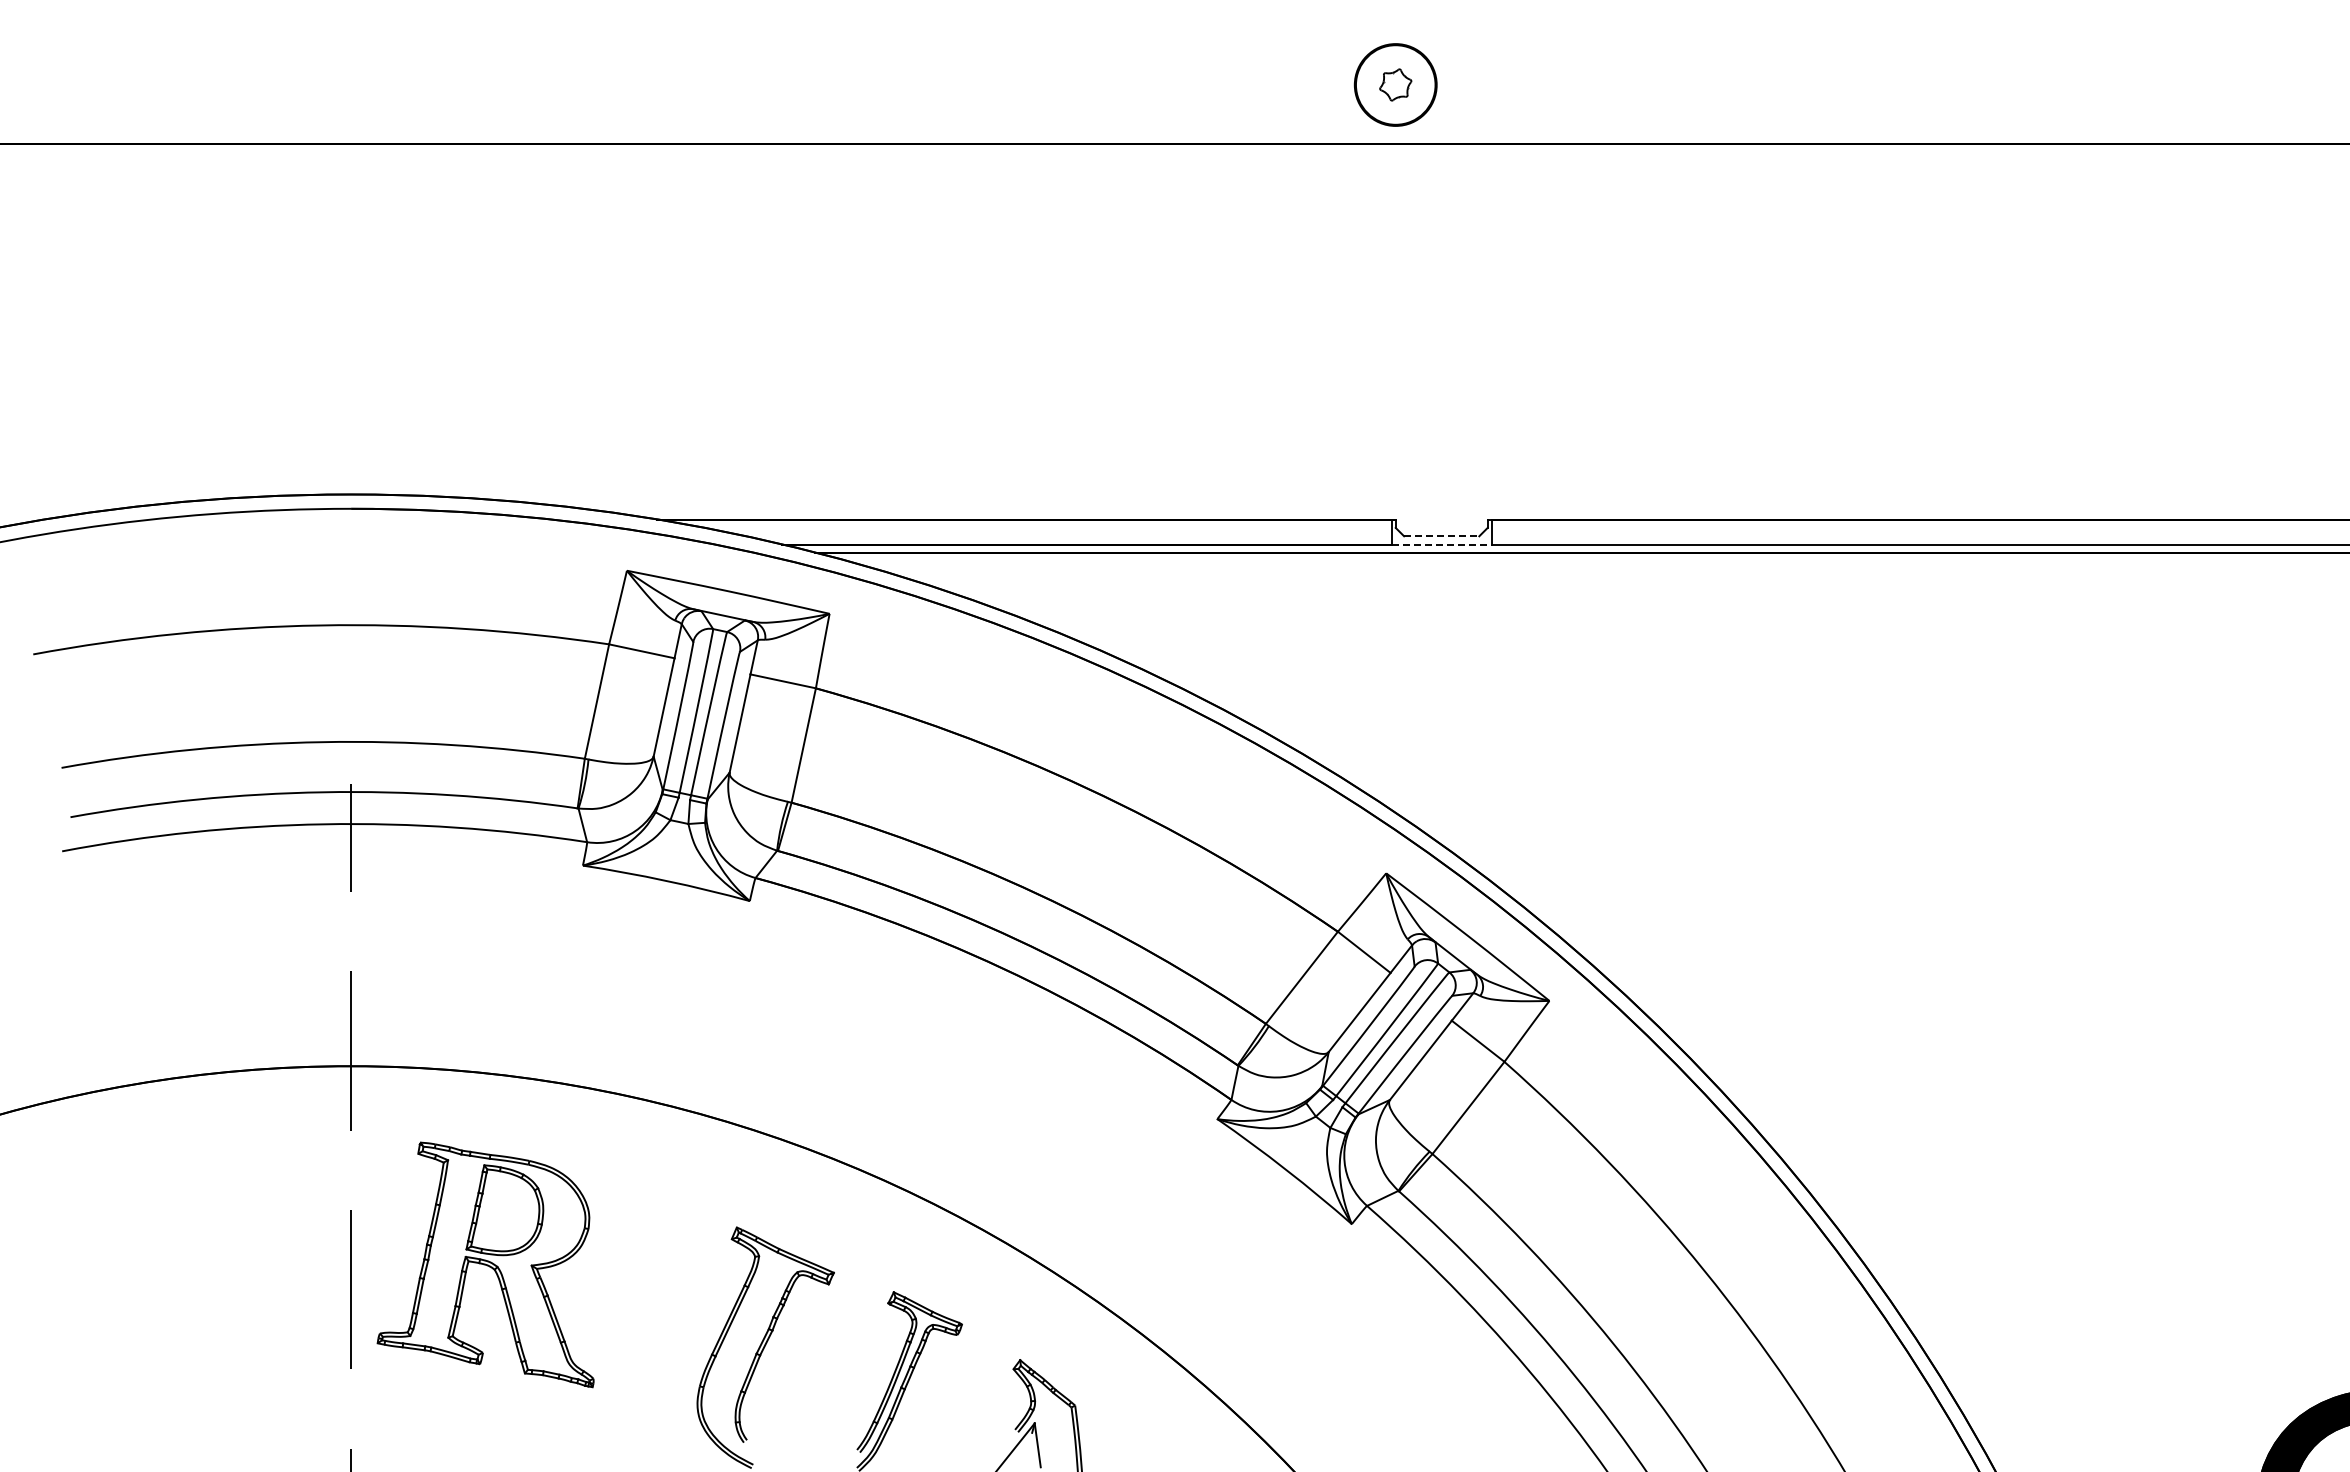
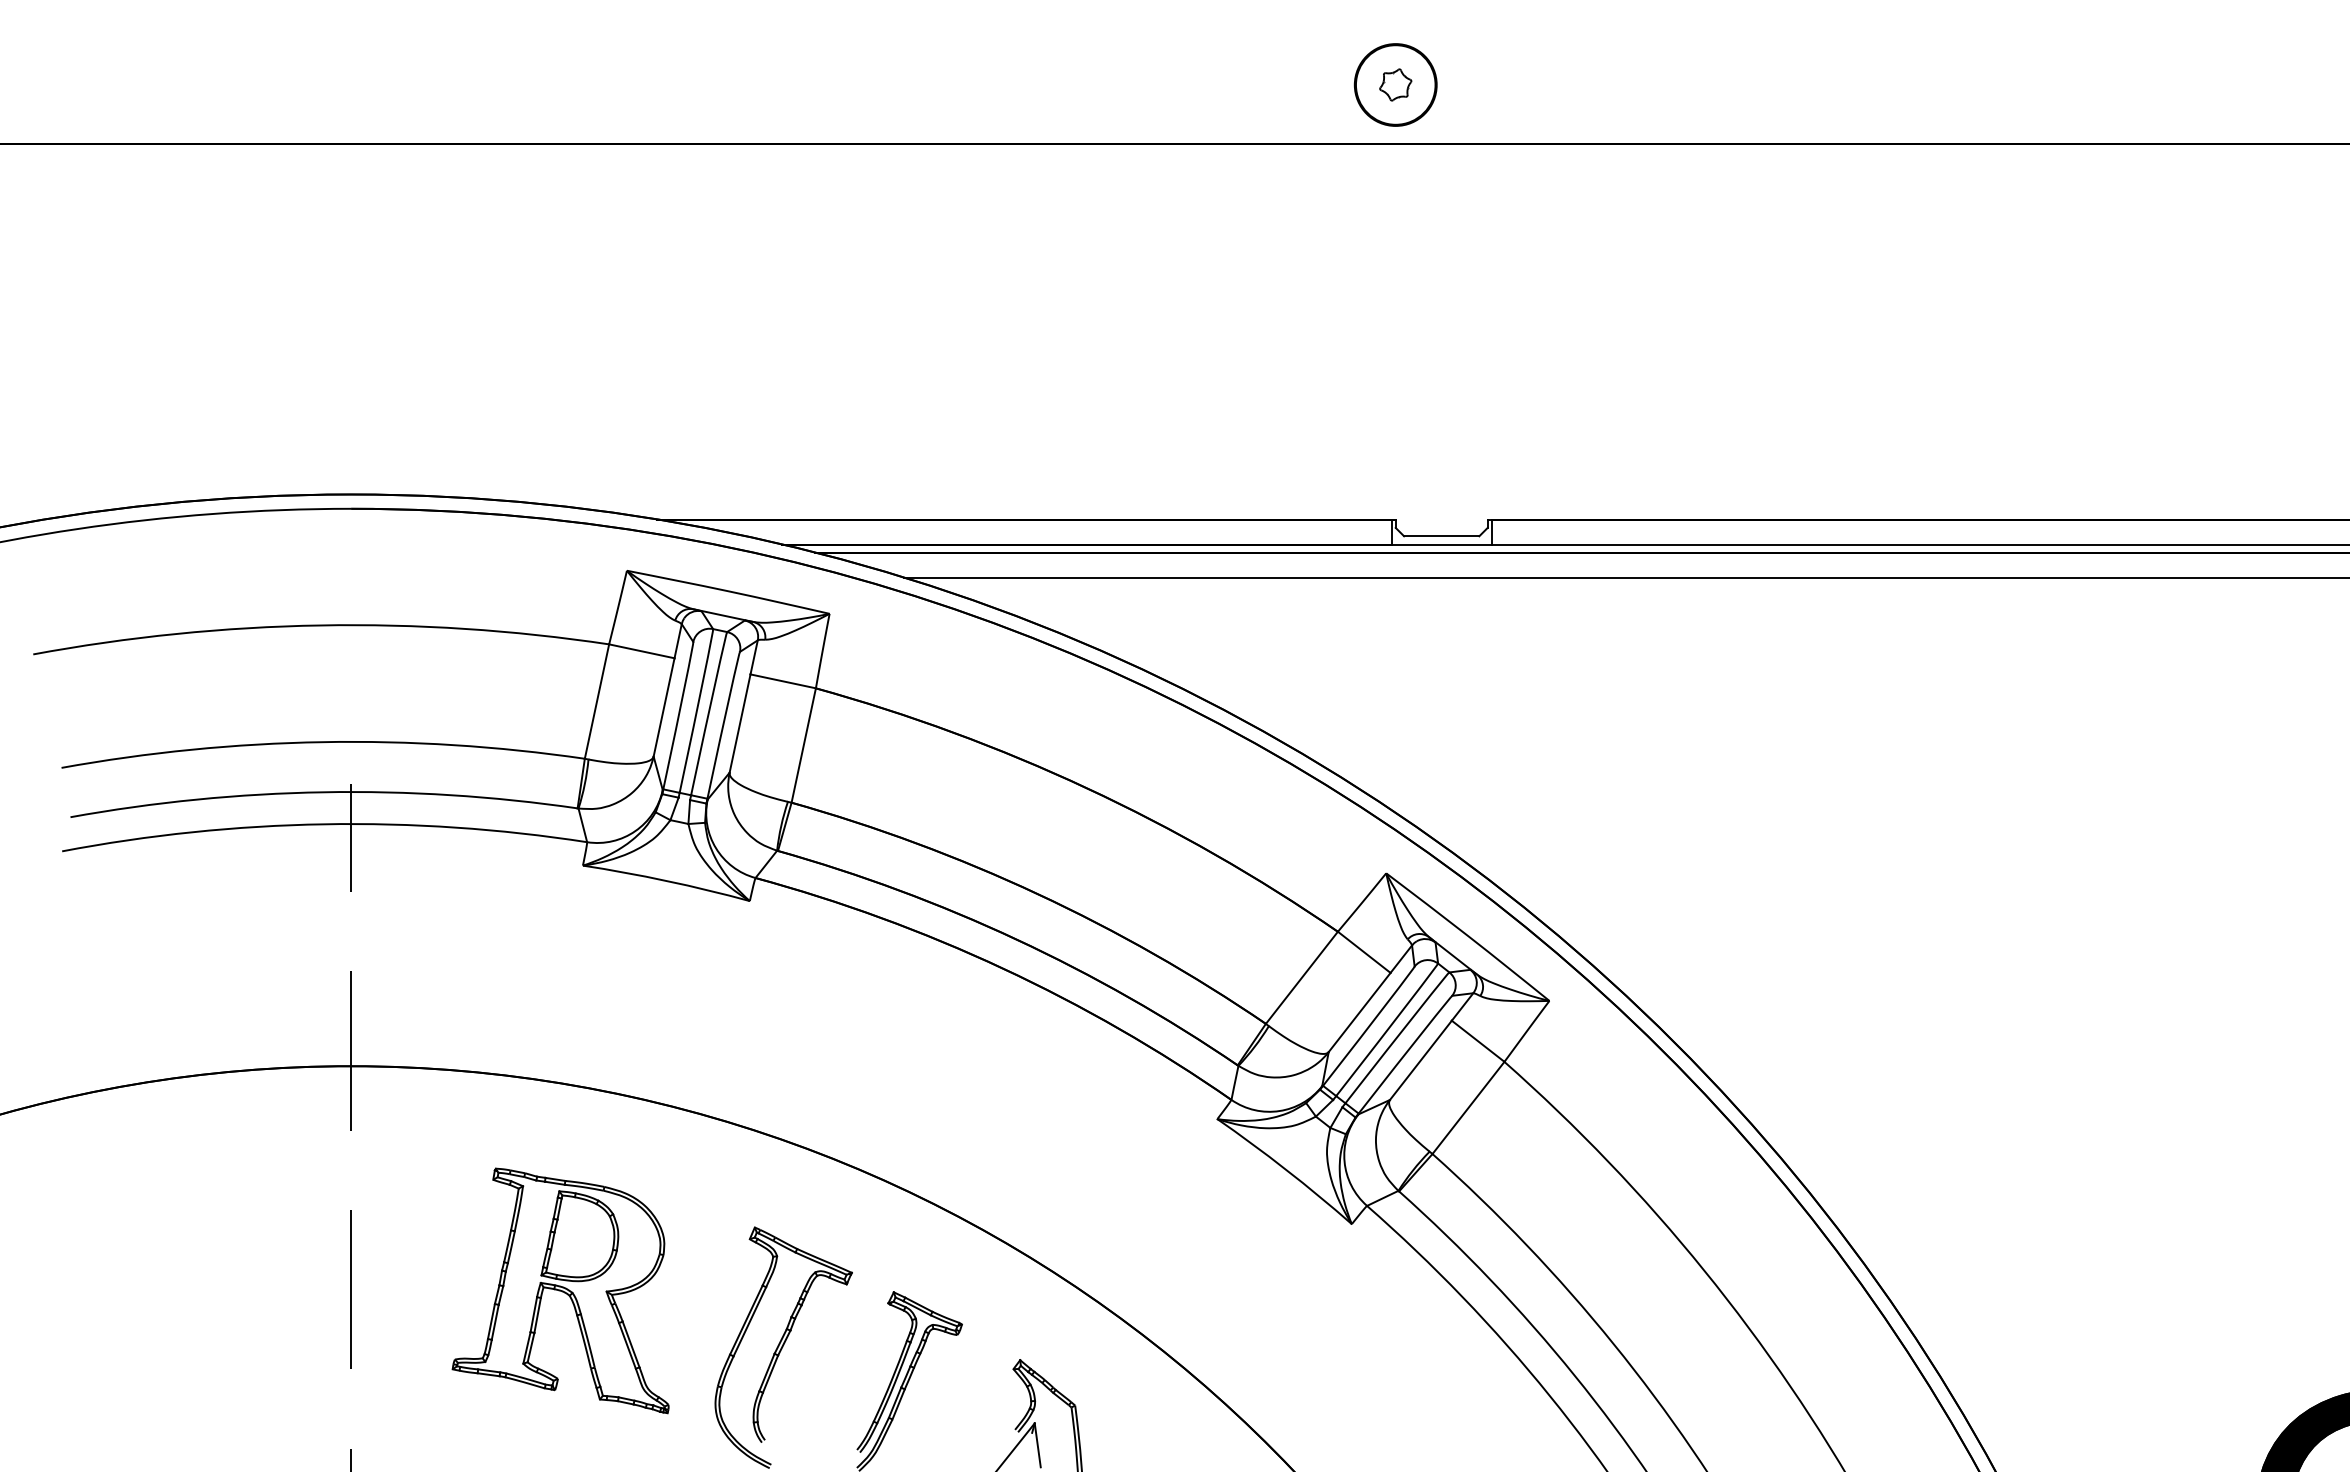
line: dashed -> solid (1441, 536)
line: dashed -> solid (1442, 544)
line: none -> present (1625, 578)
part position: (485, 1264) -> (560, 1290) (560, 1290)
part position: (765, 1347) -> (783, 1347) (783, 1347)
